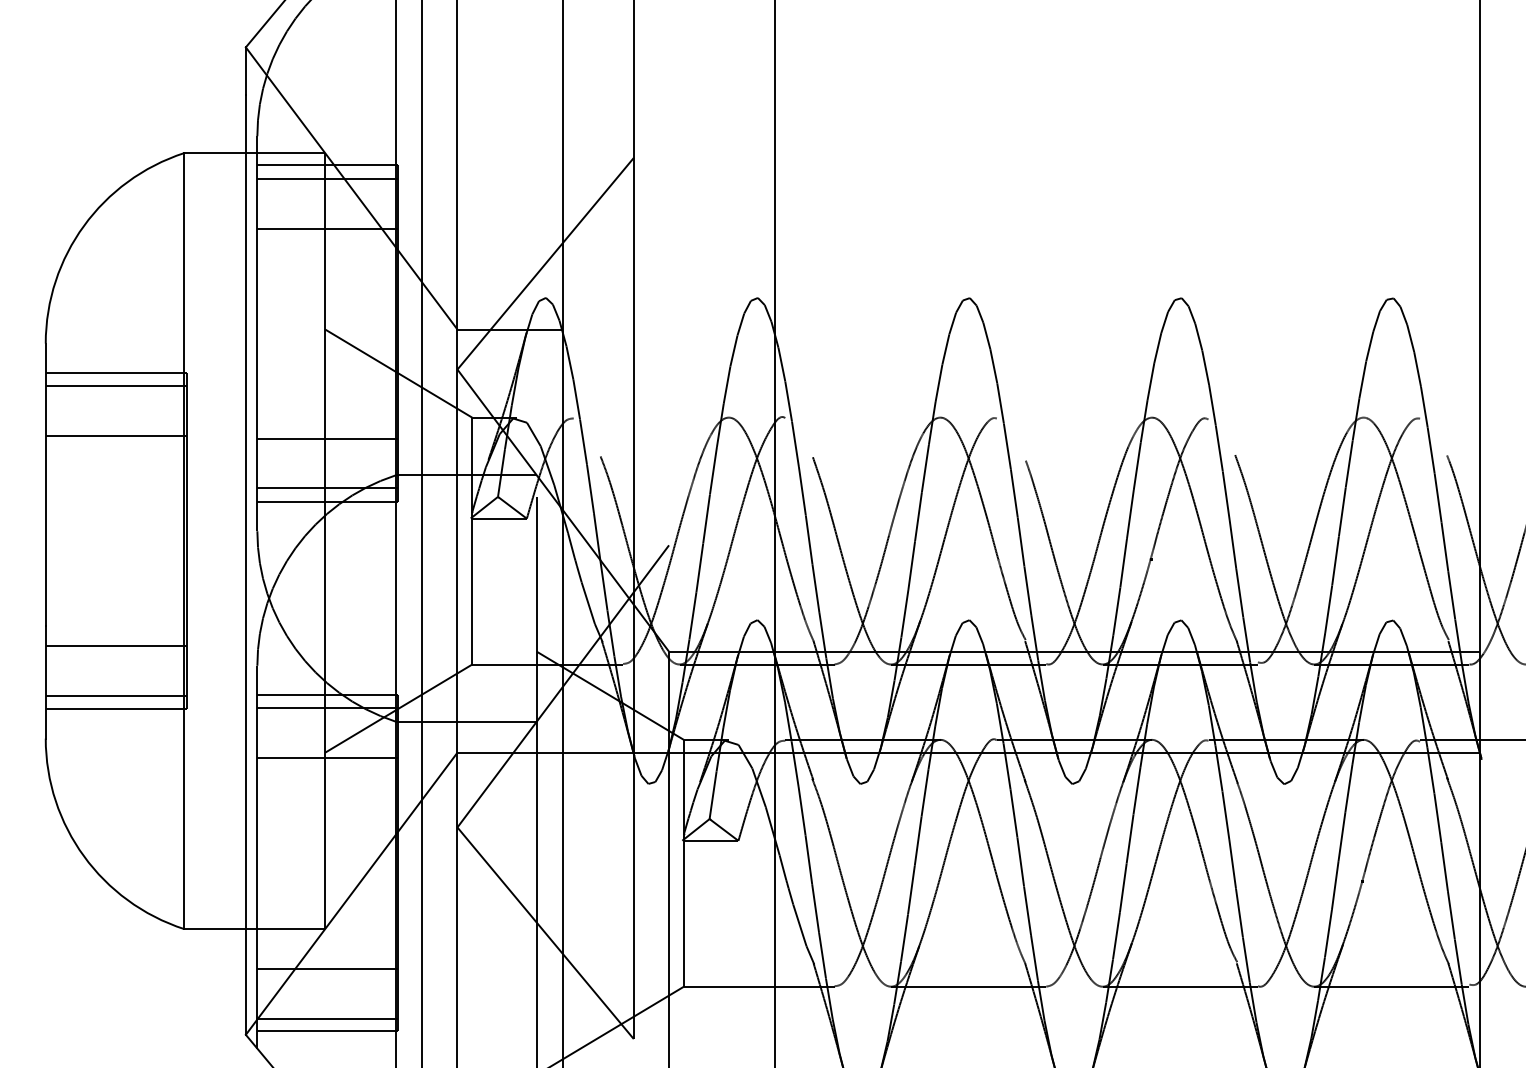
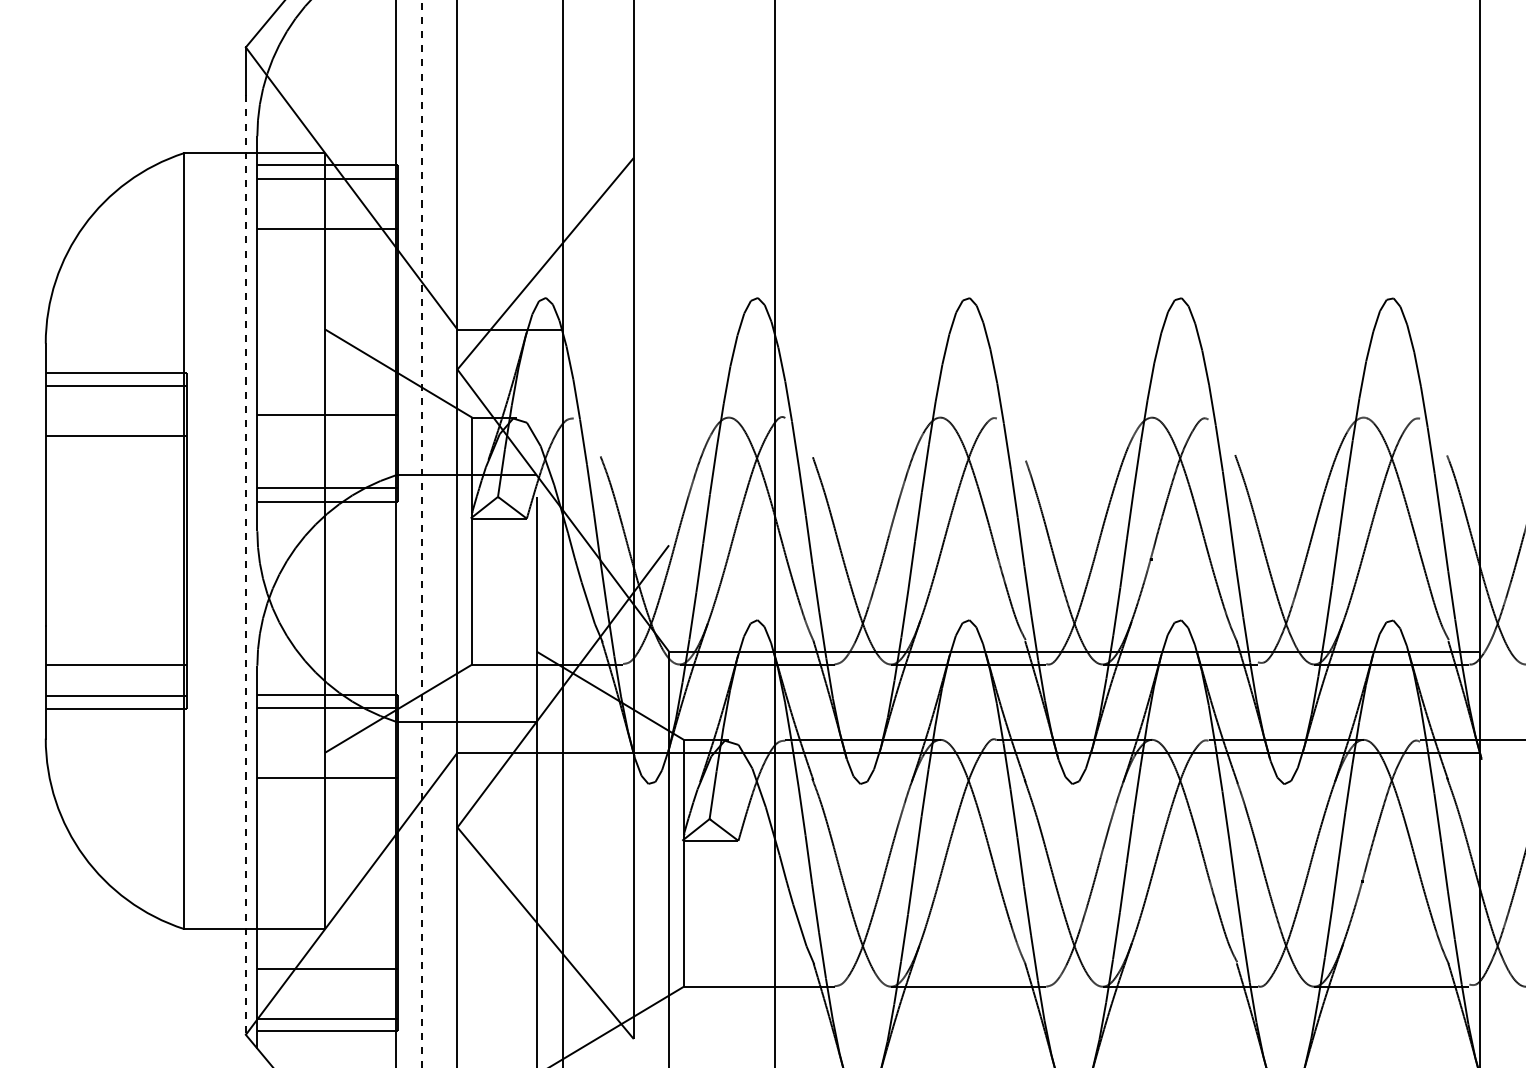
line position: (327, 438) -> (327, 414) (327, 414)
line: solid -> dashed (422, 533)
line: solid -> dashed (245, 565)
line position: (115, 646) -> (115, 665) (115, 665)
line position: (327, 757) -> (327, 777) (327, 777)
